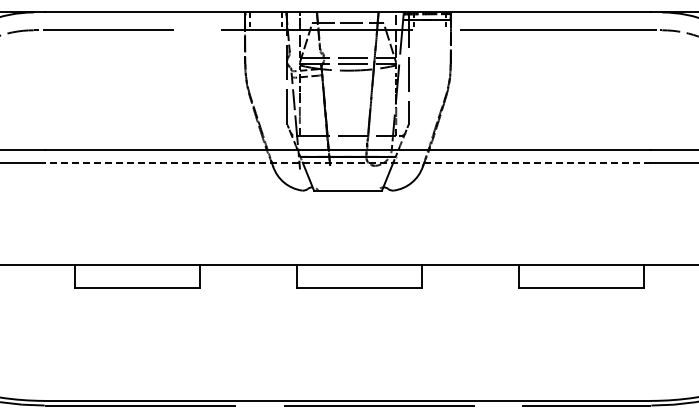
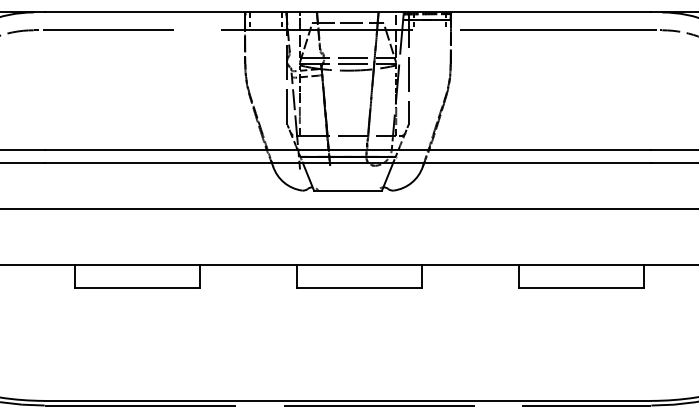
line: dashed -> solid (347, 162)
line: none -> present (348, 208)
